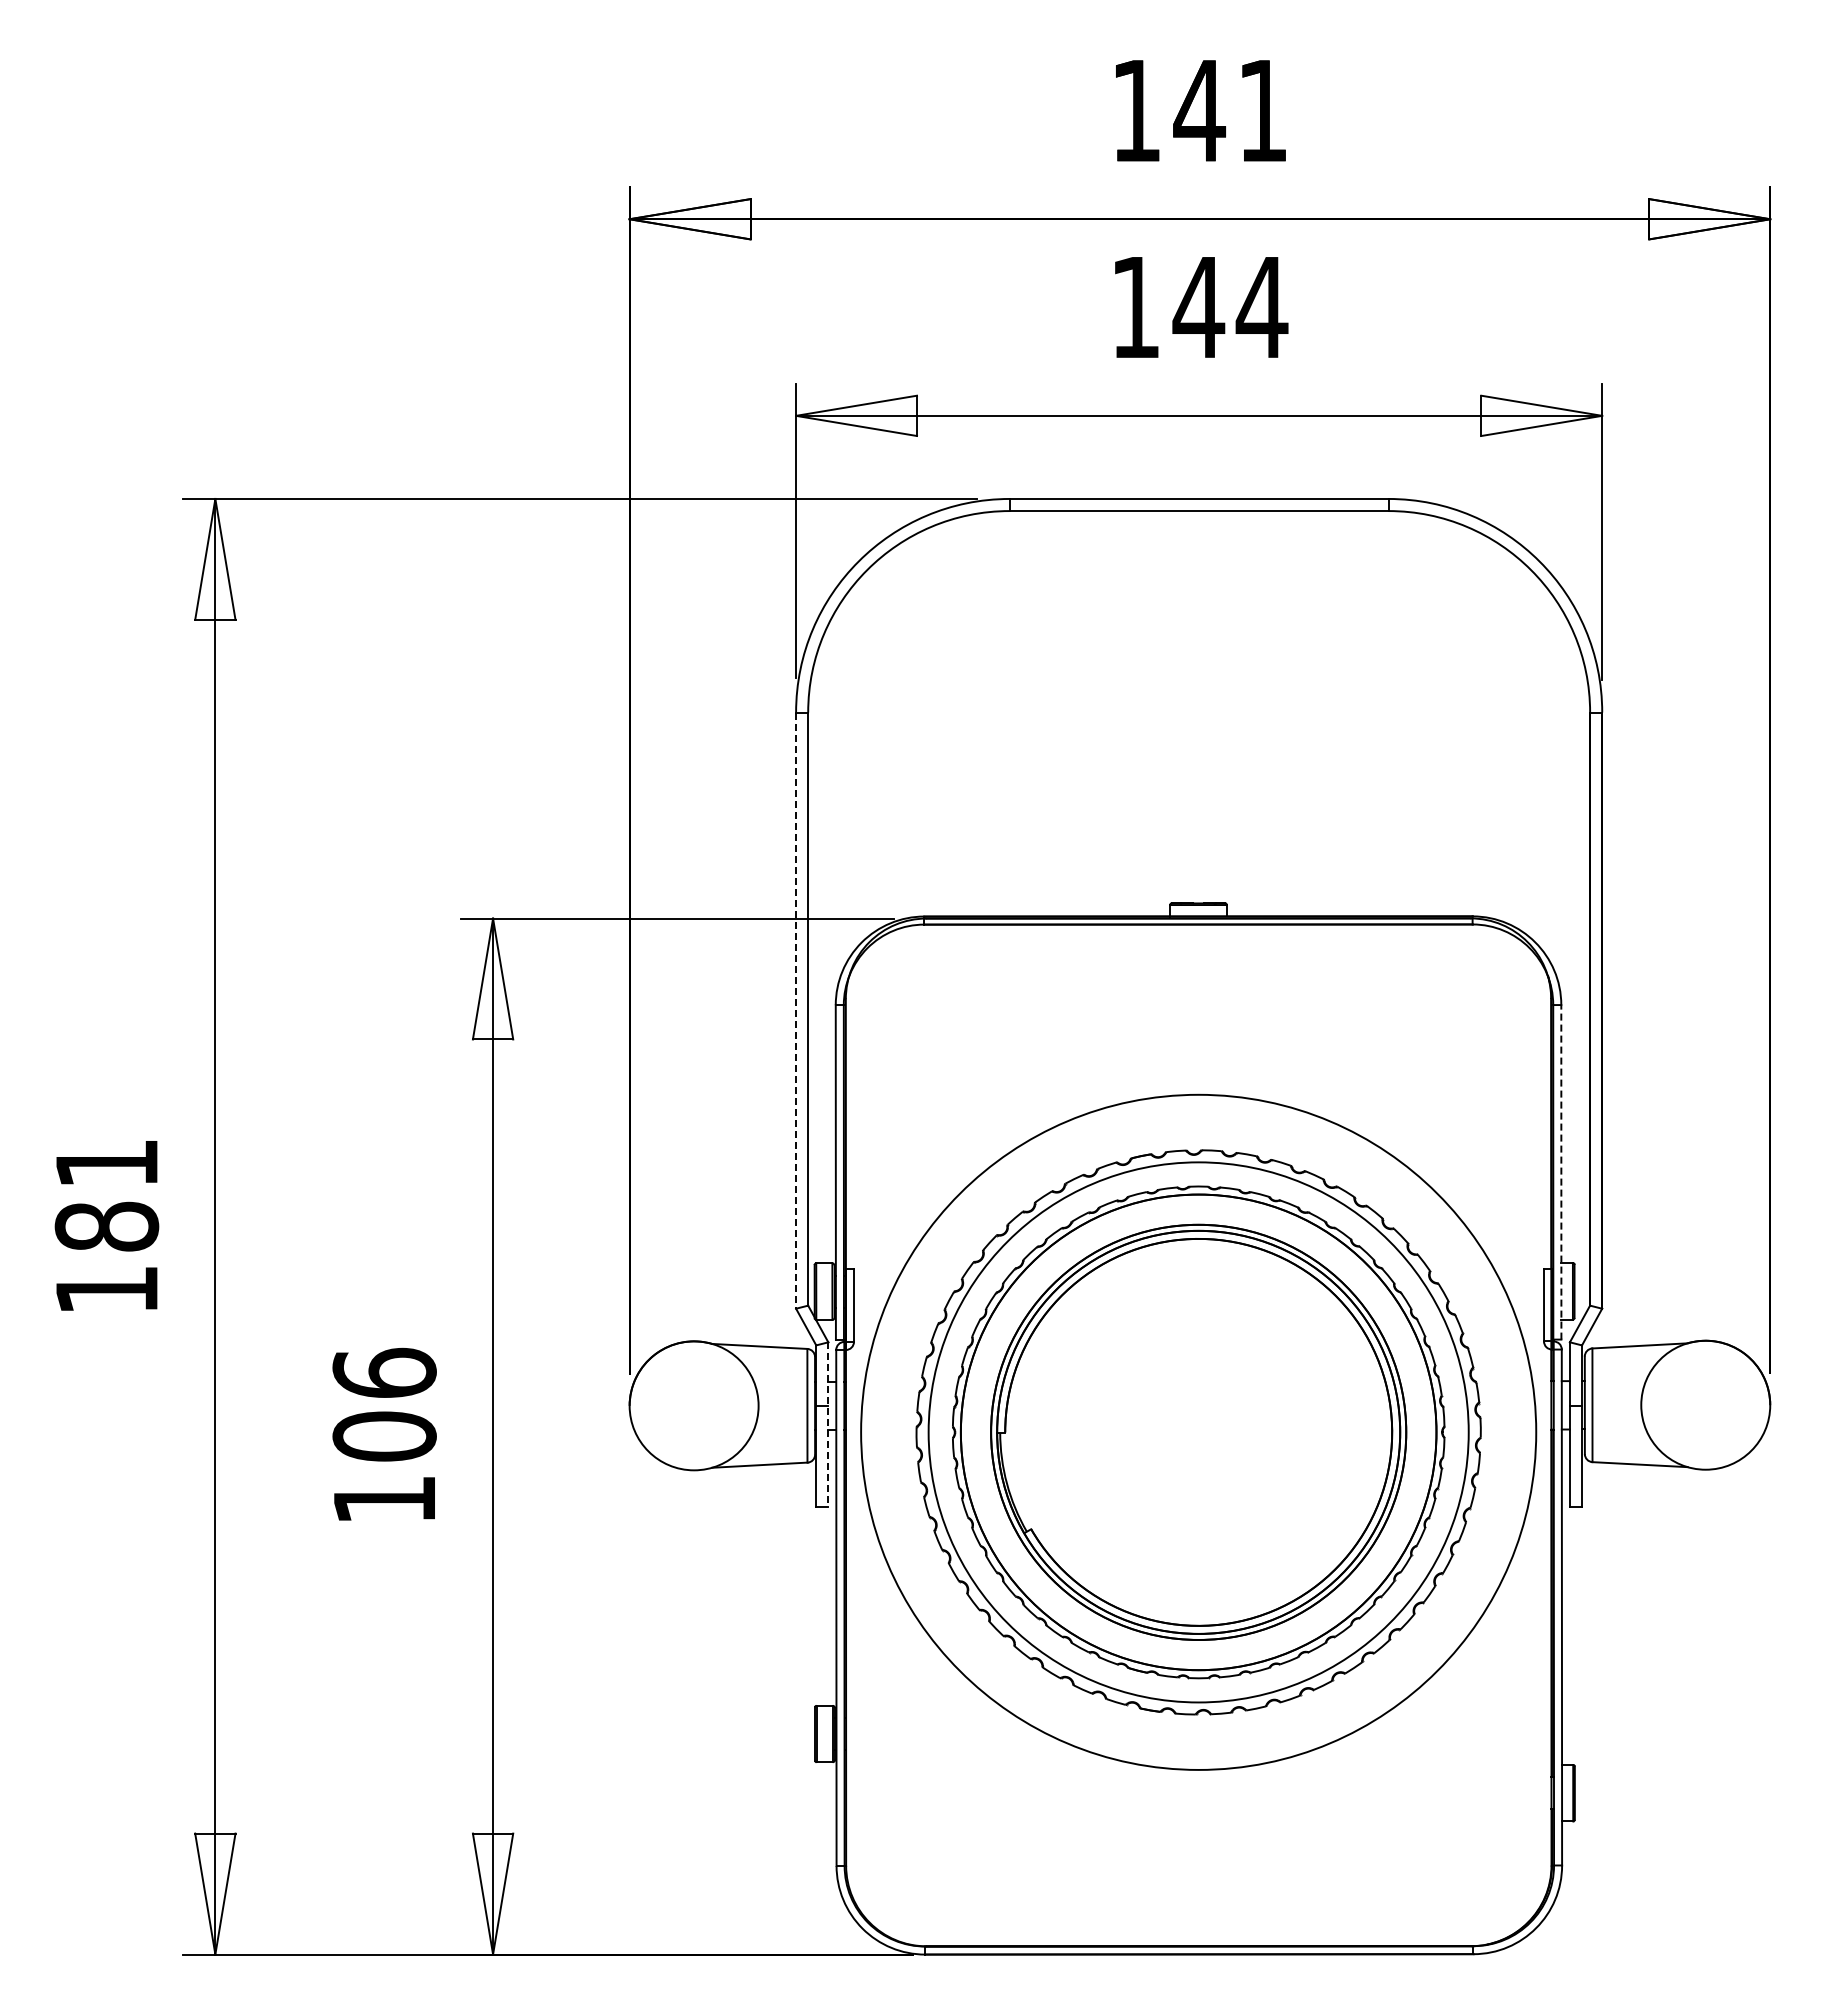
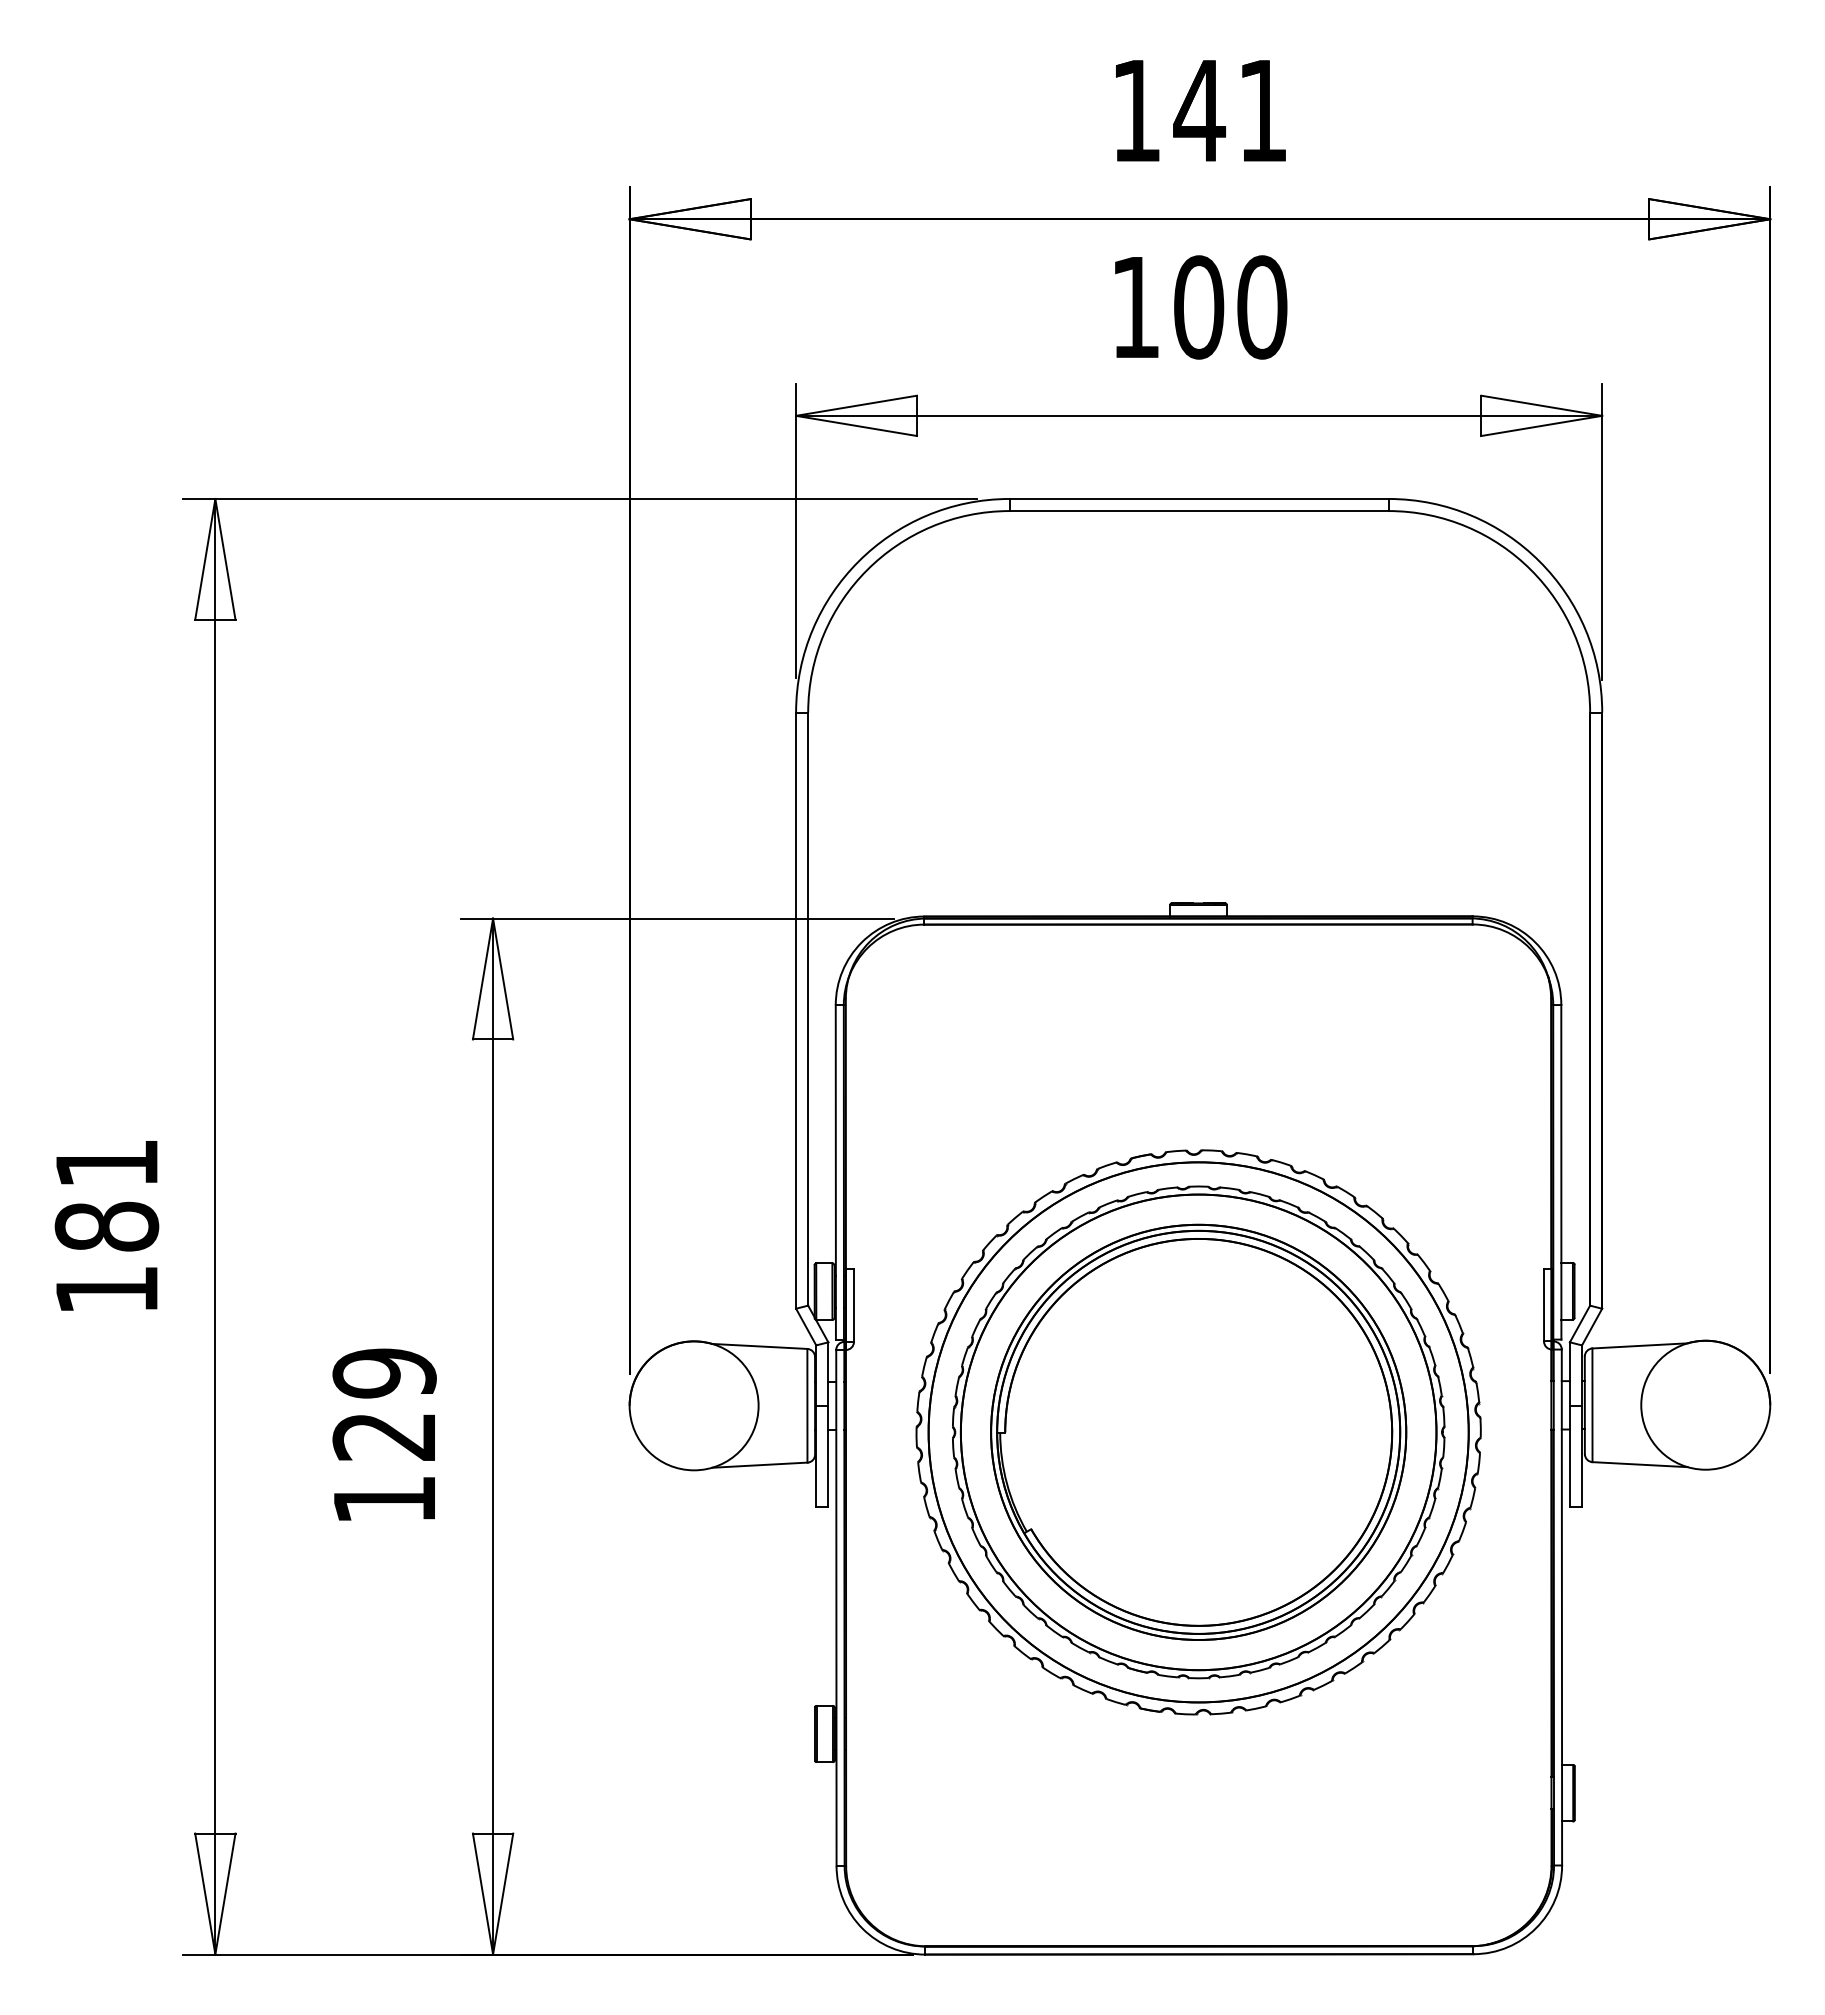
text: 144 -> 100 (1230, 307)
line: dashed -> solid (796, 1011)
line: dashed -> solid (1561, 1171)
text: 106 -> 129 (384, 1404)
line: dashed -> solid (828, 1424)
circle diameter: 675 px -> 540 px (1198, 1432)
